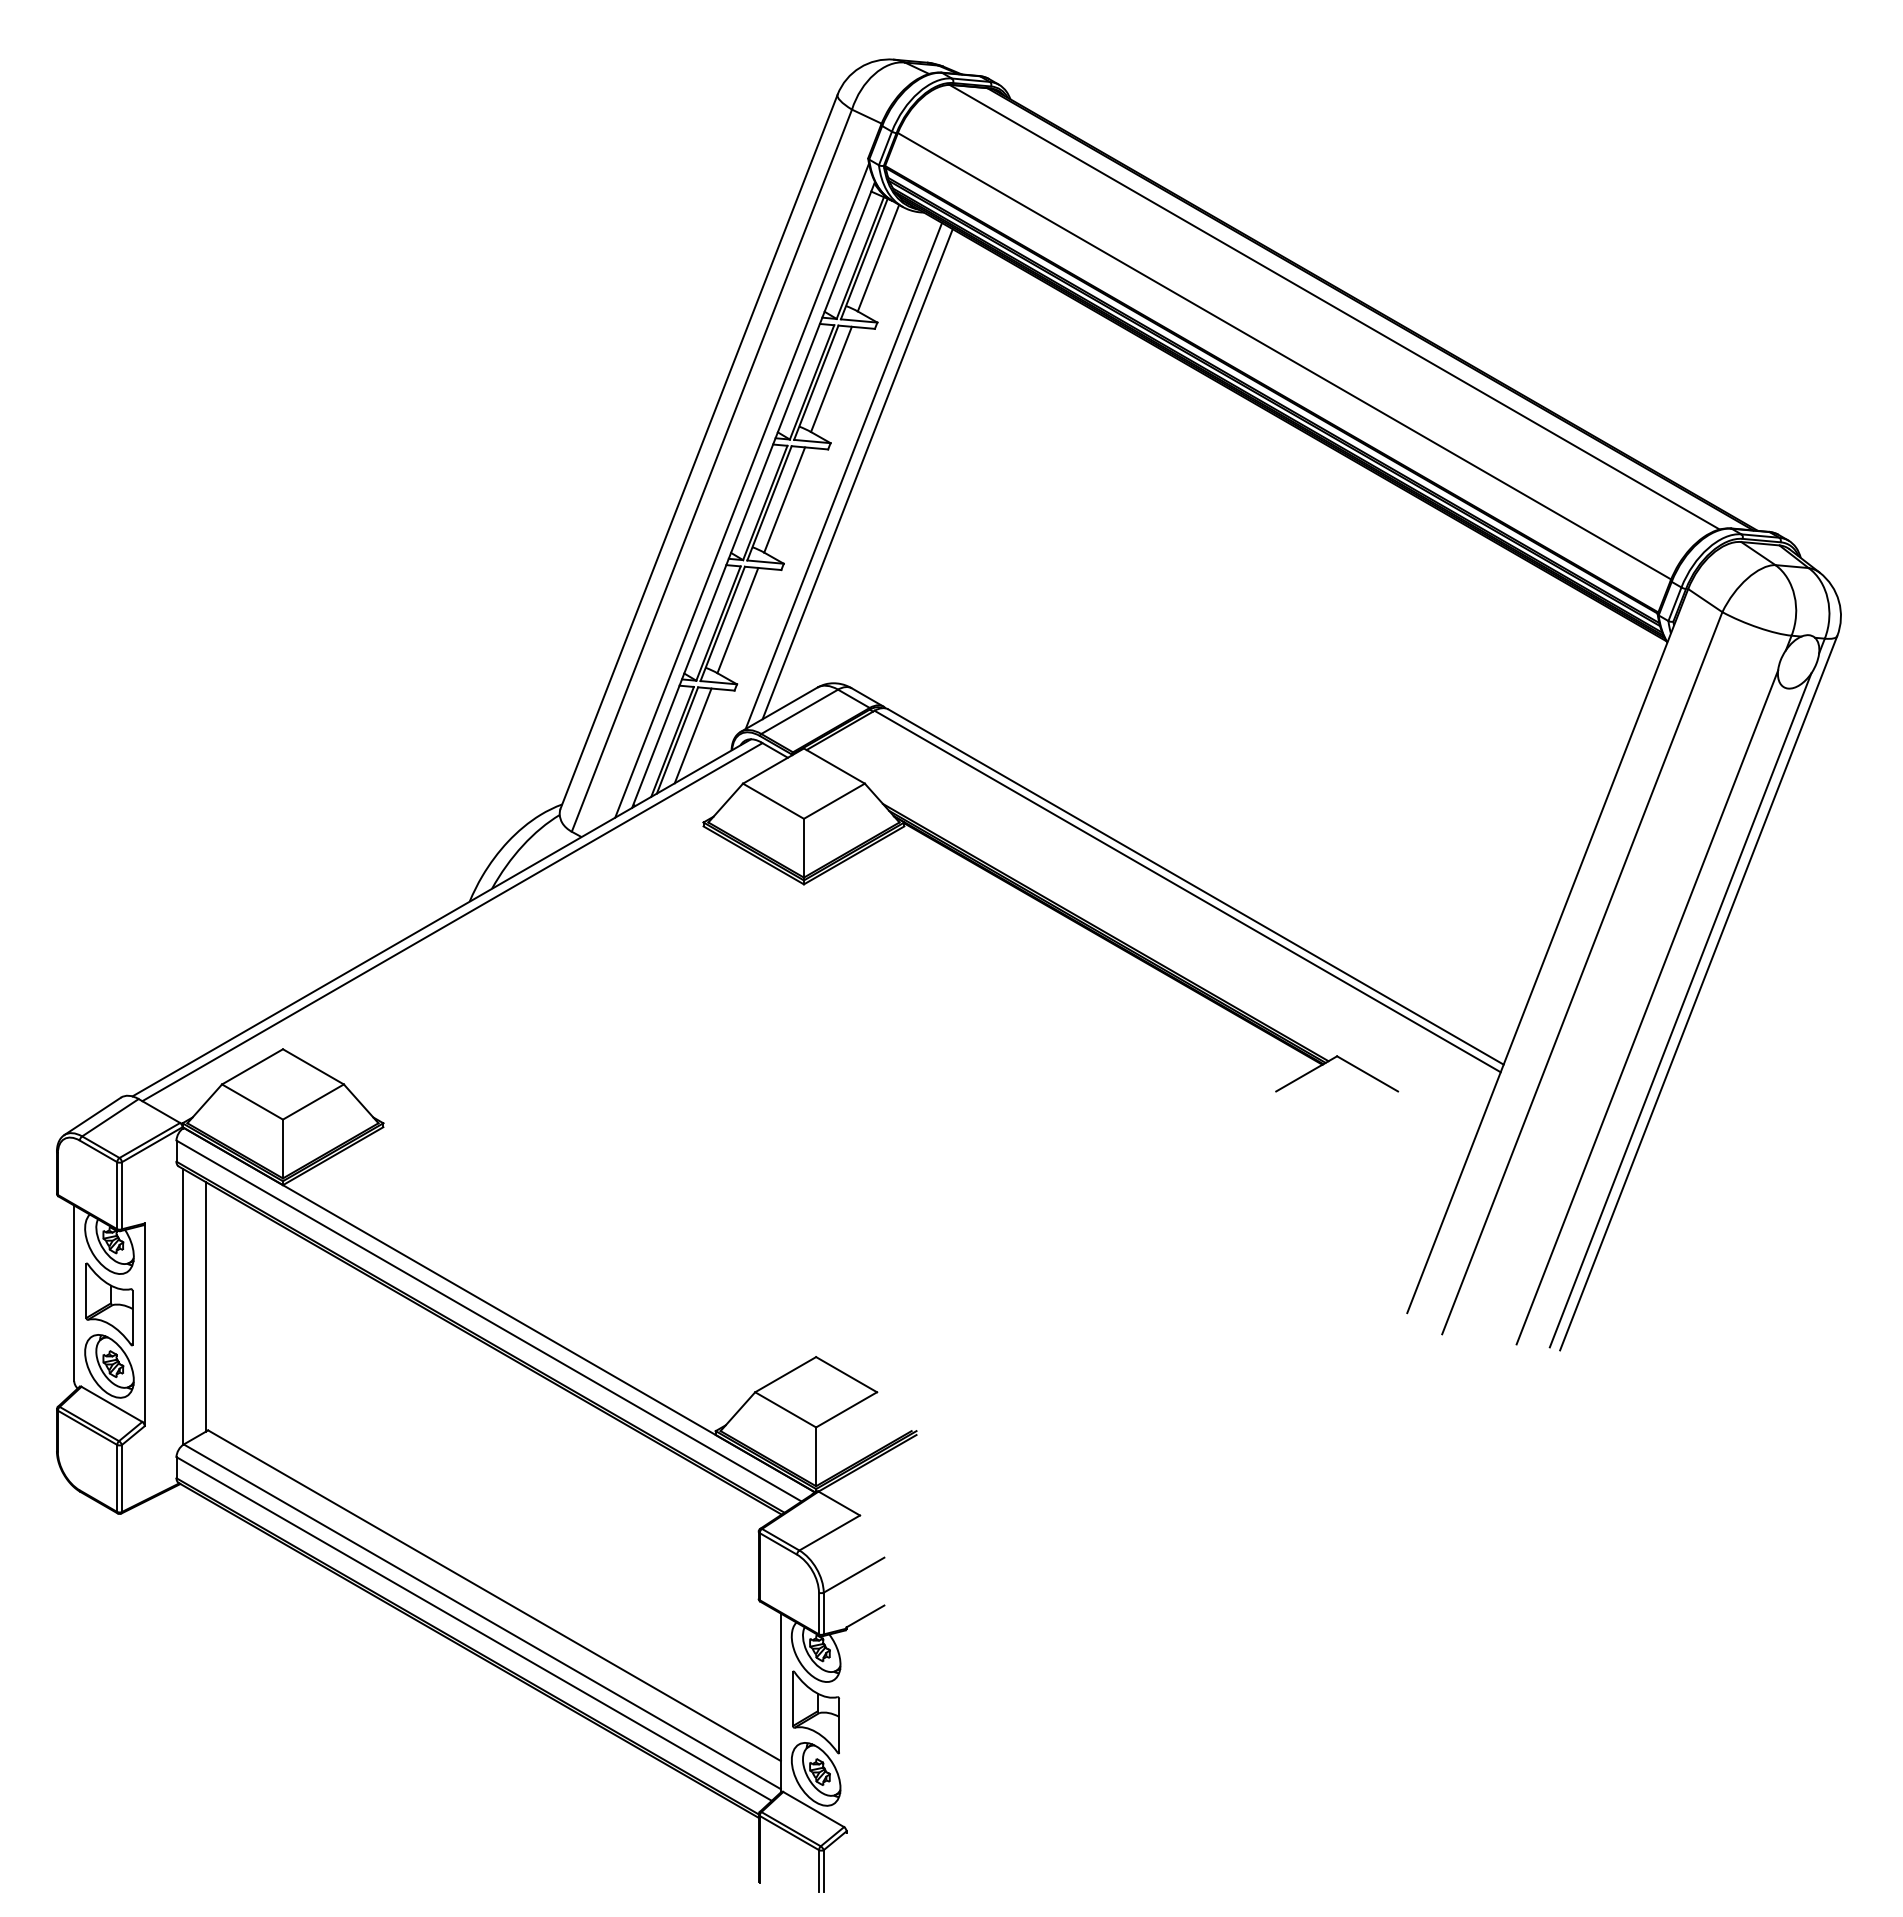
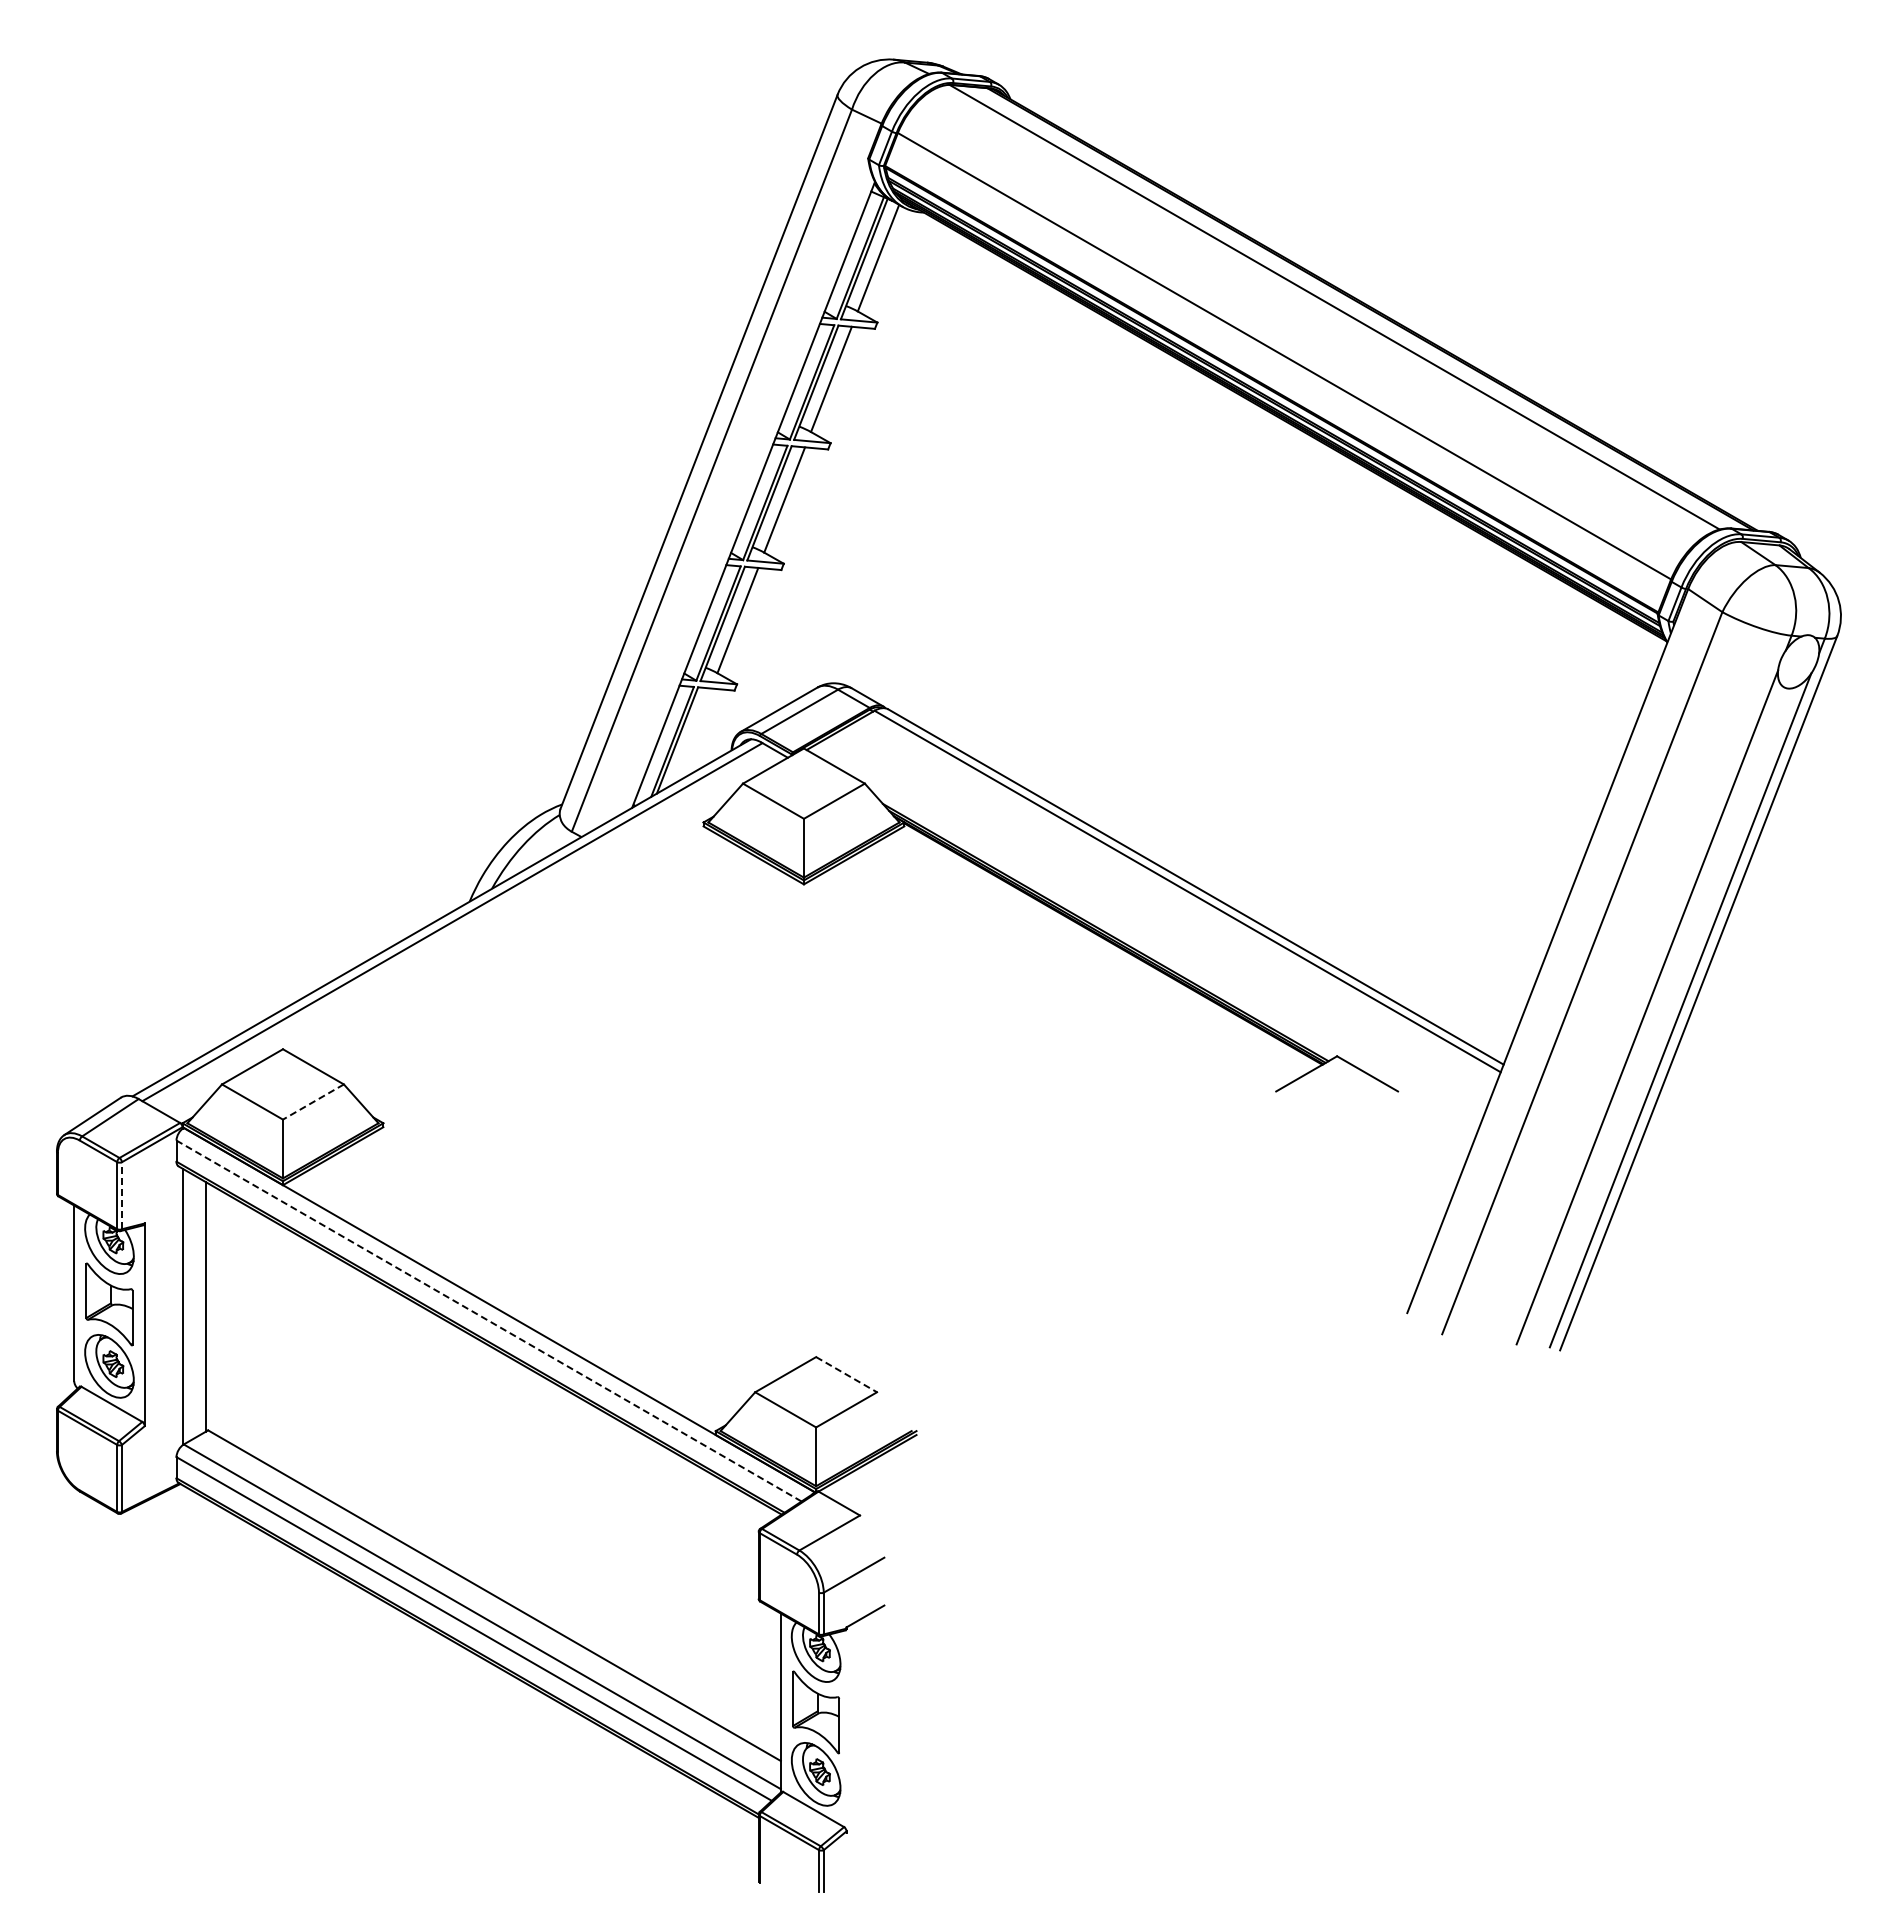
line: present -> none (857, 474)
line: present -> none (843, 476)
line: present -> none (742, 490)
line: present -> none (692, 735)
line: solid -> dashed (313, 1102)
line: solid -> dashed (121, 1195)
line: solid -> dashed (489, 1321)
line: solid -> dashed (847, 1374)
